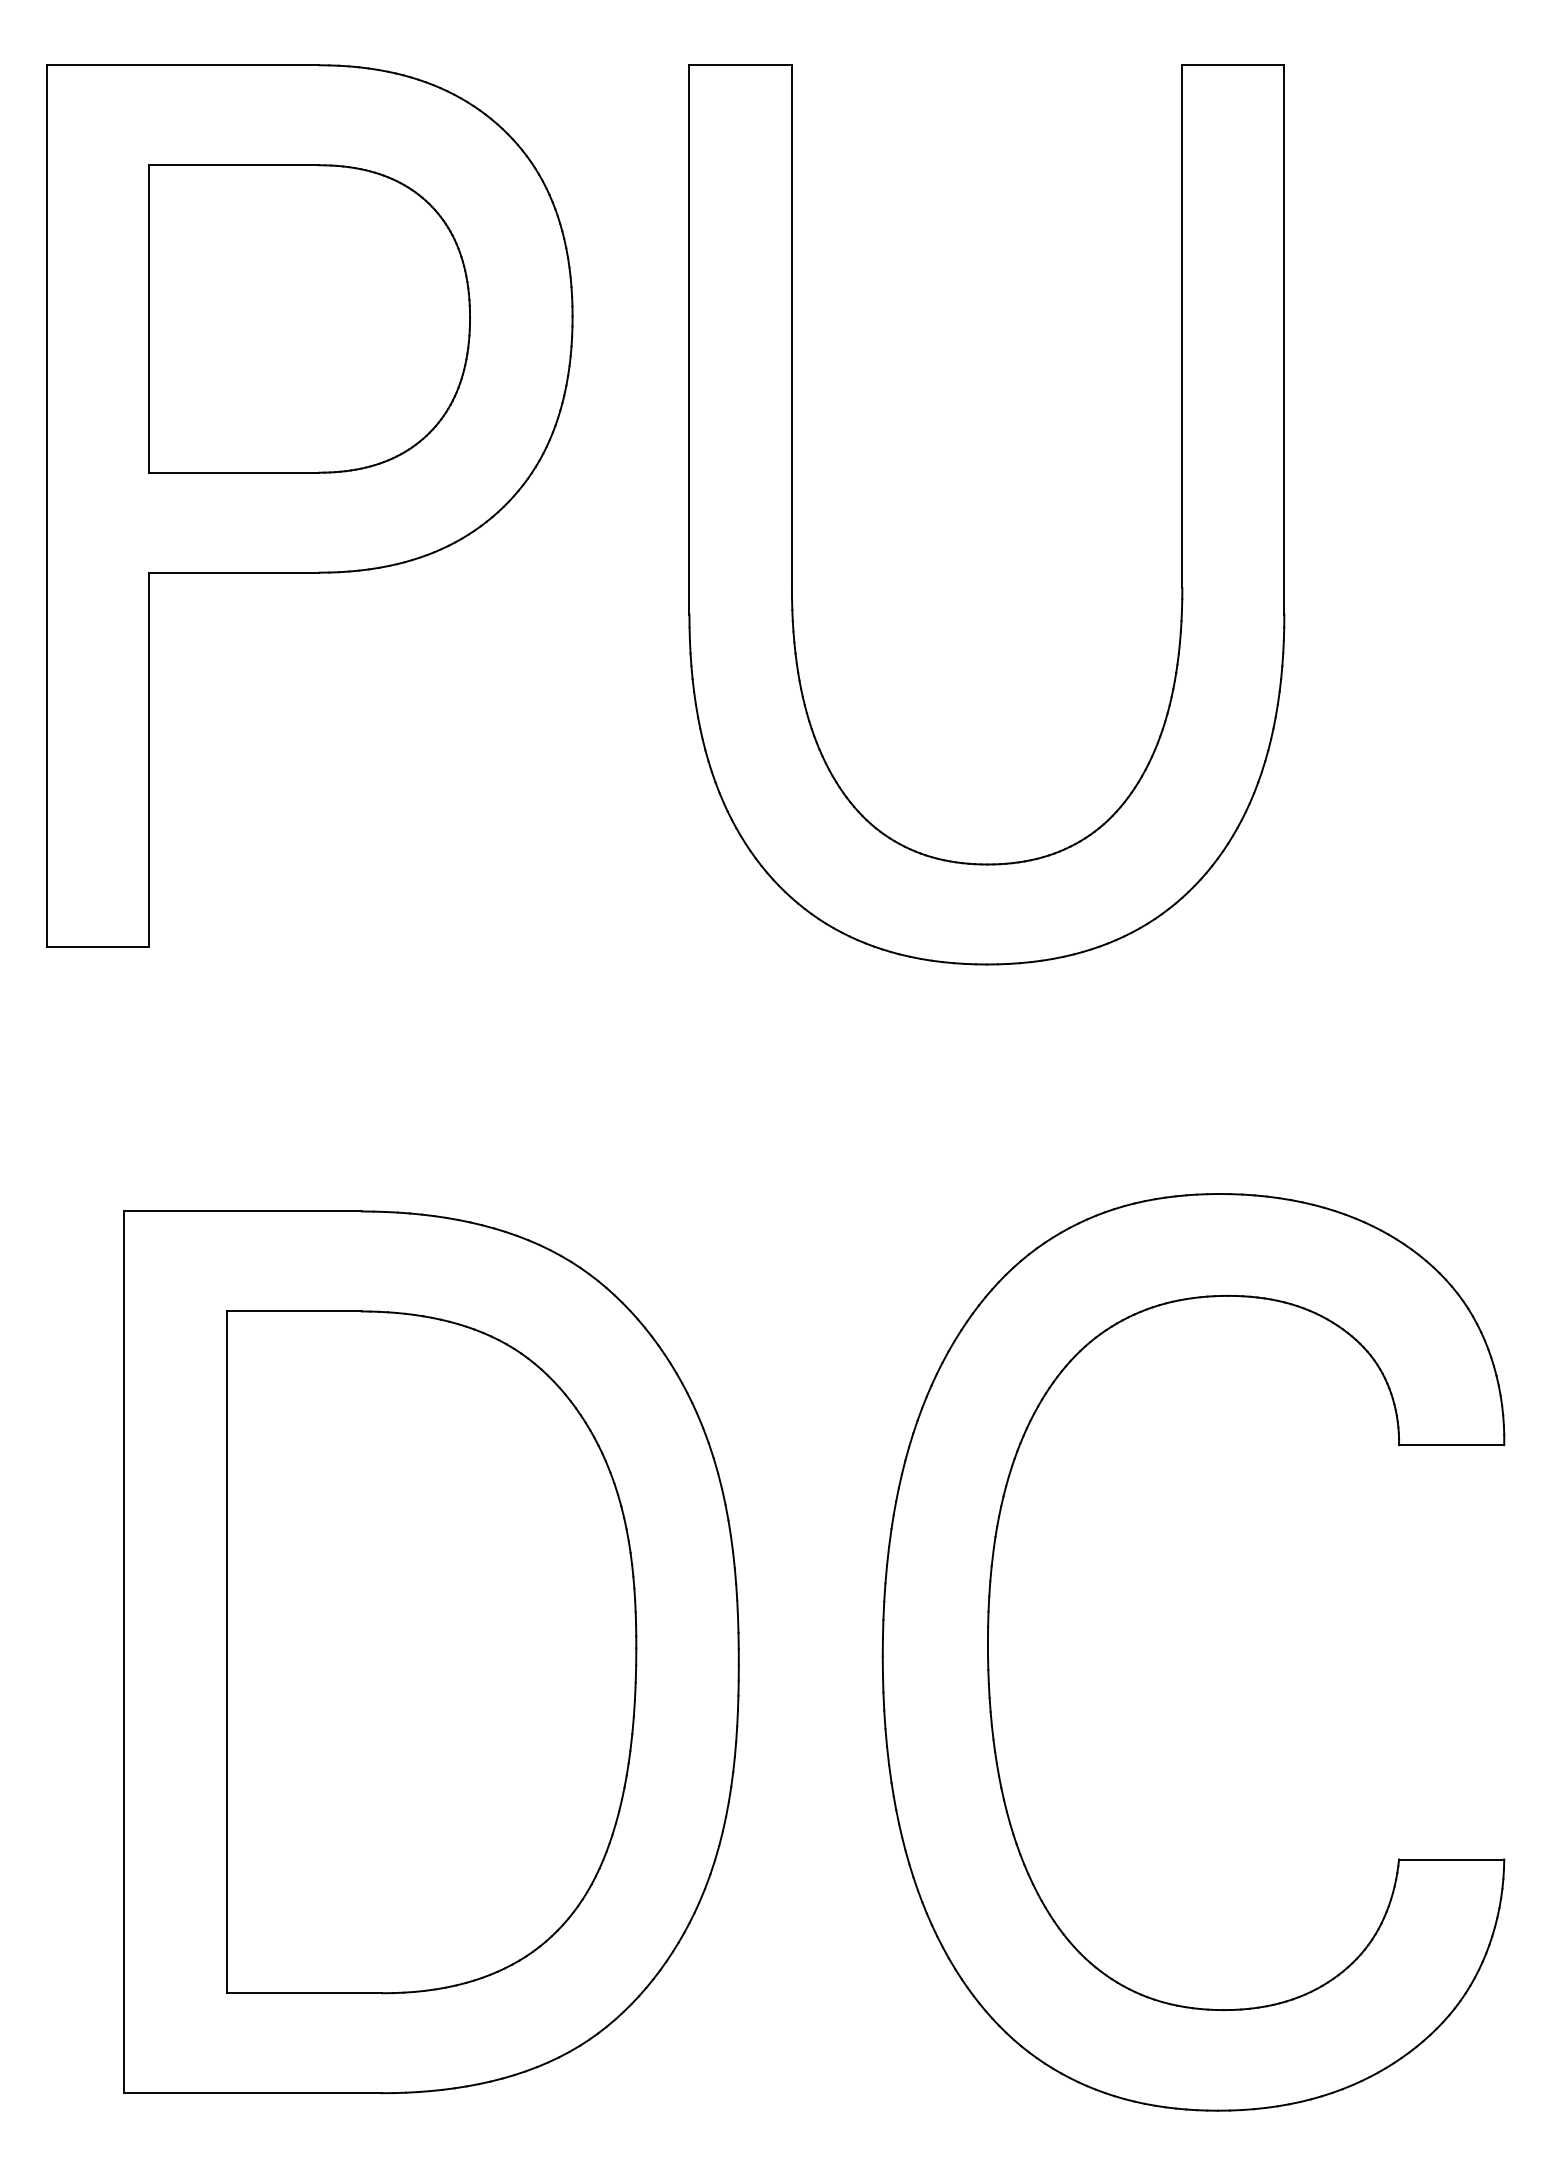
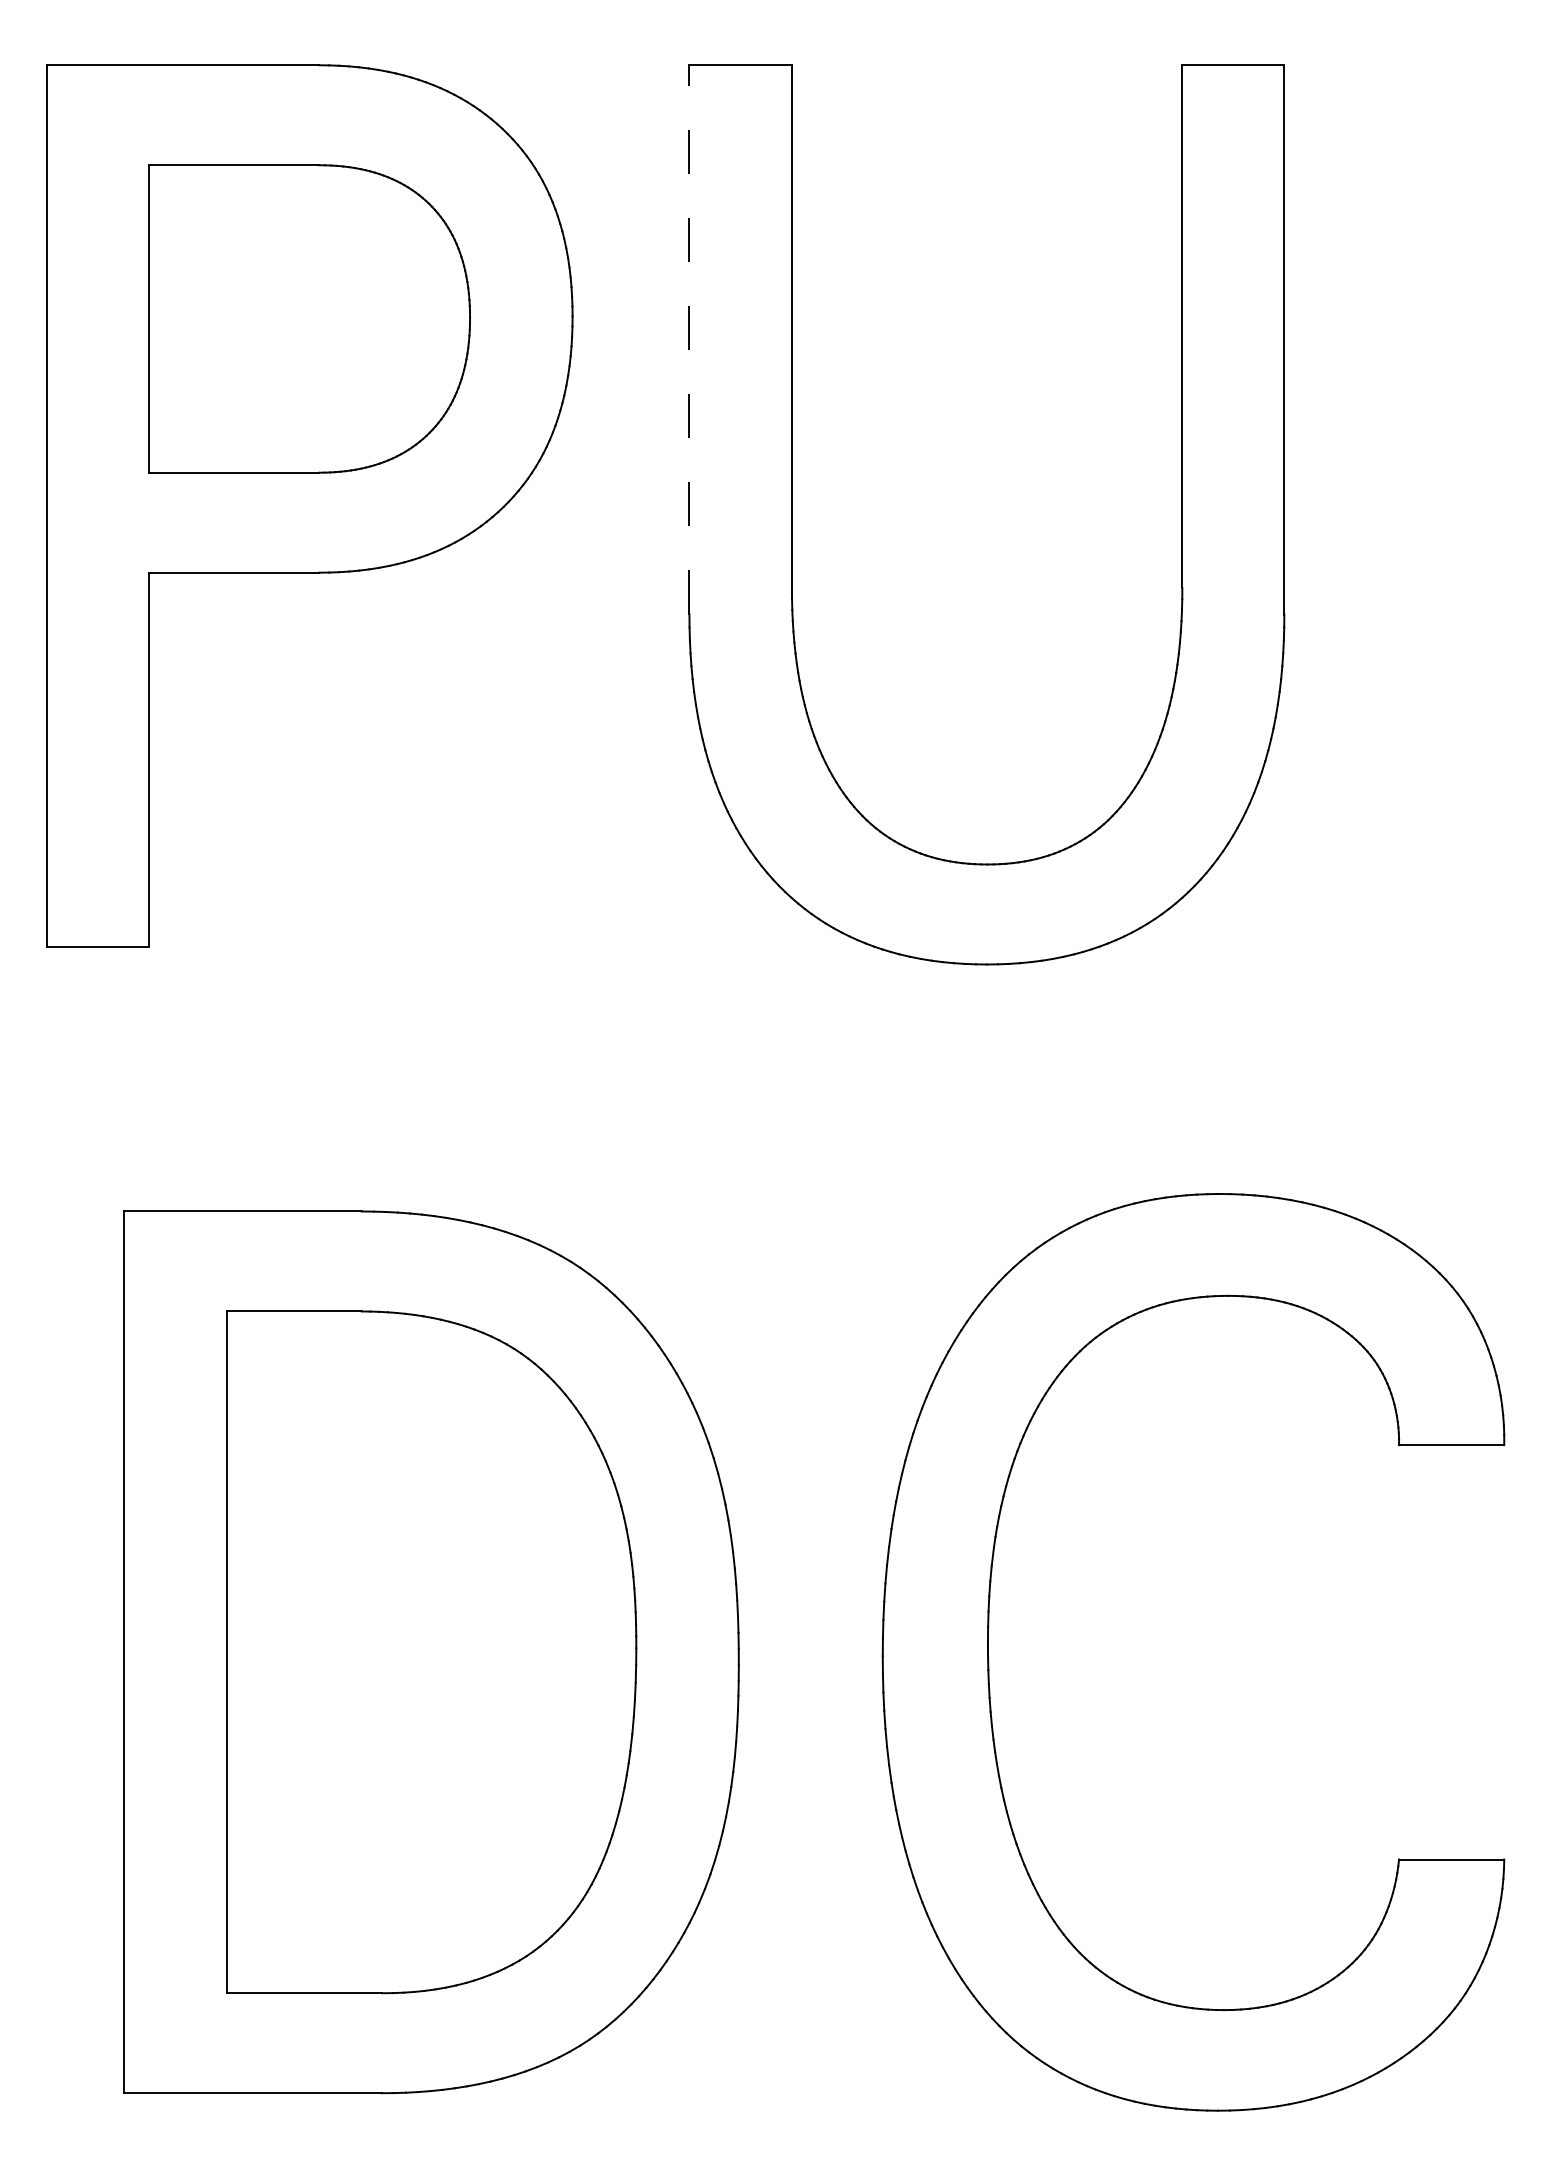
line: solid -> dashed (689, 339)
